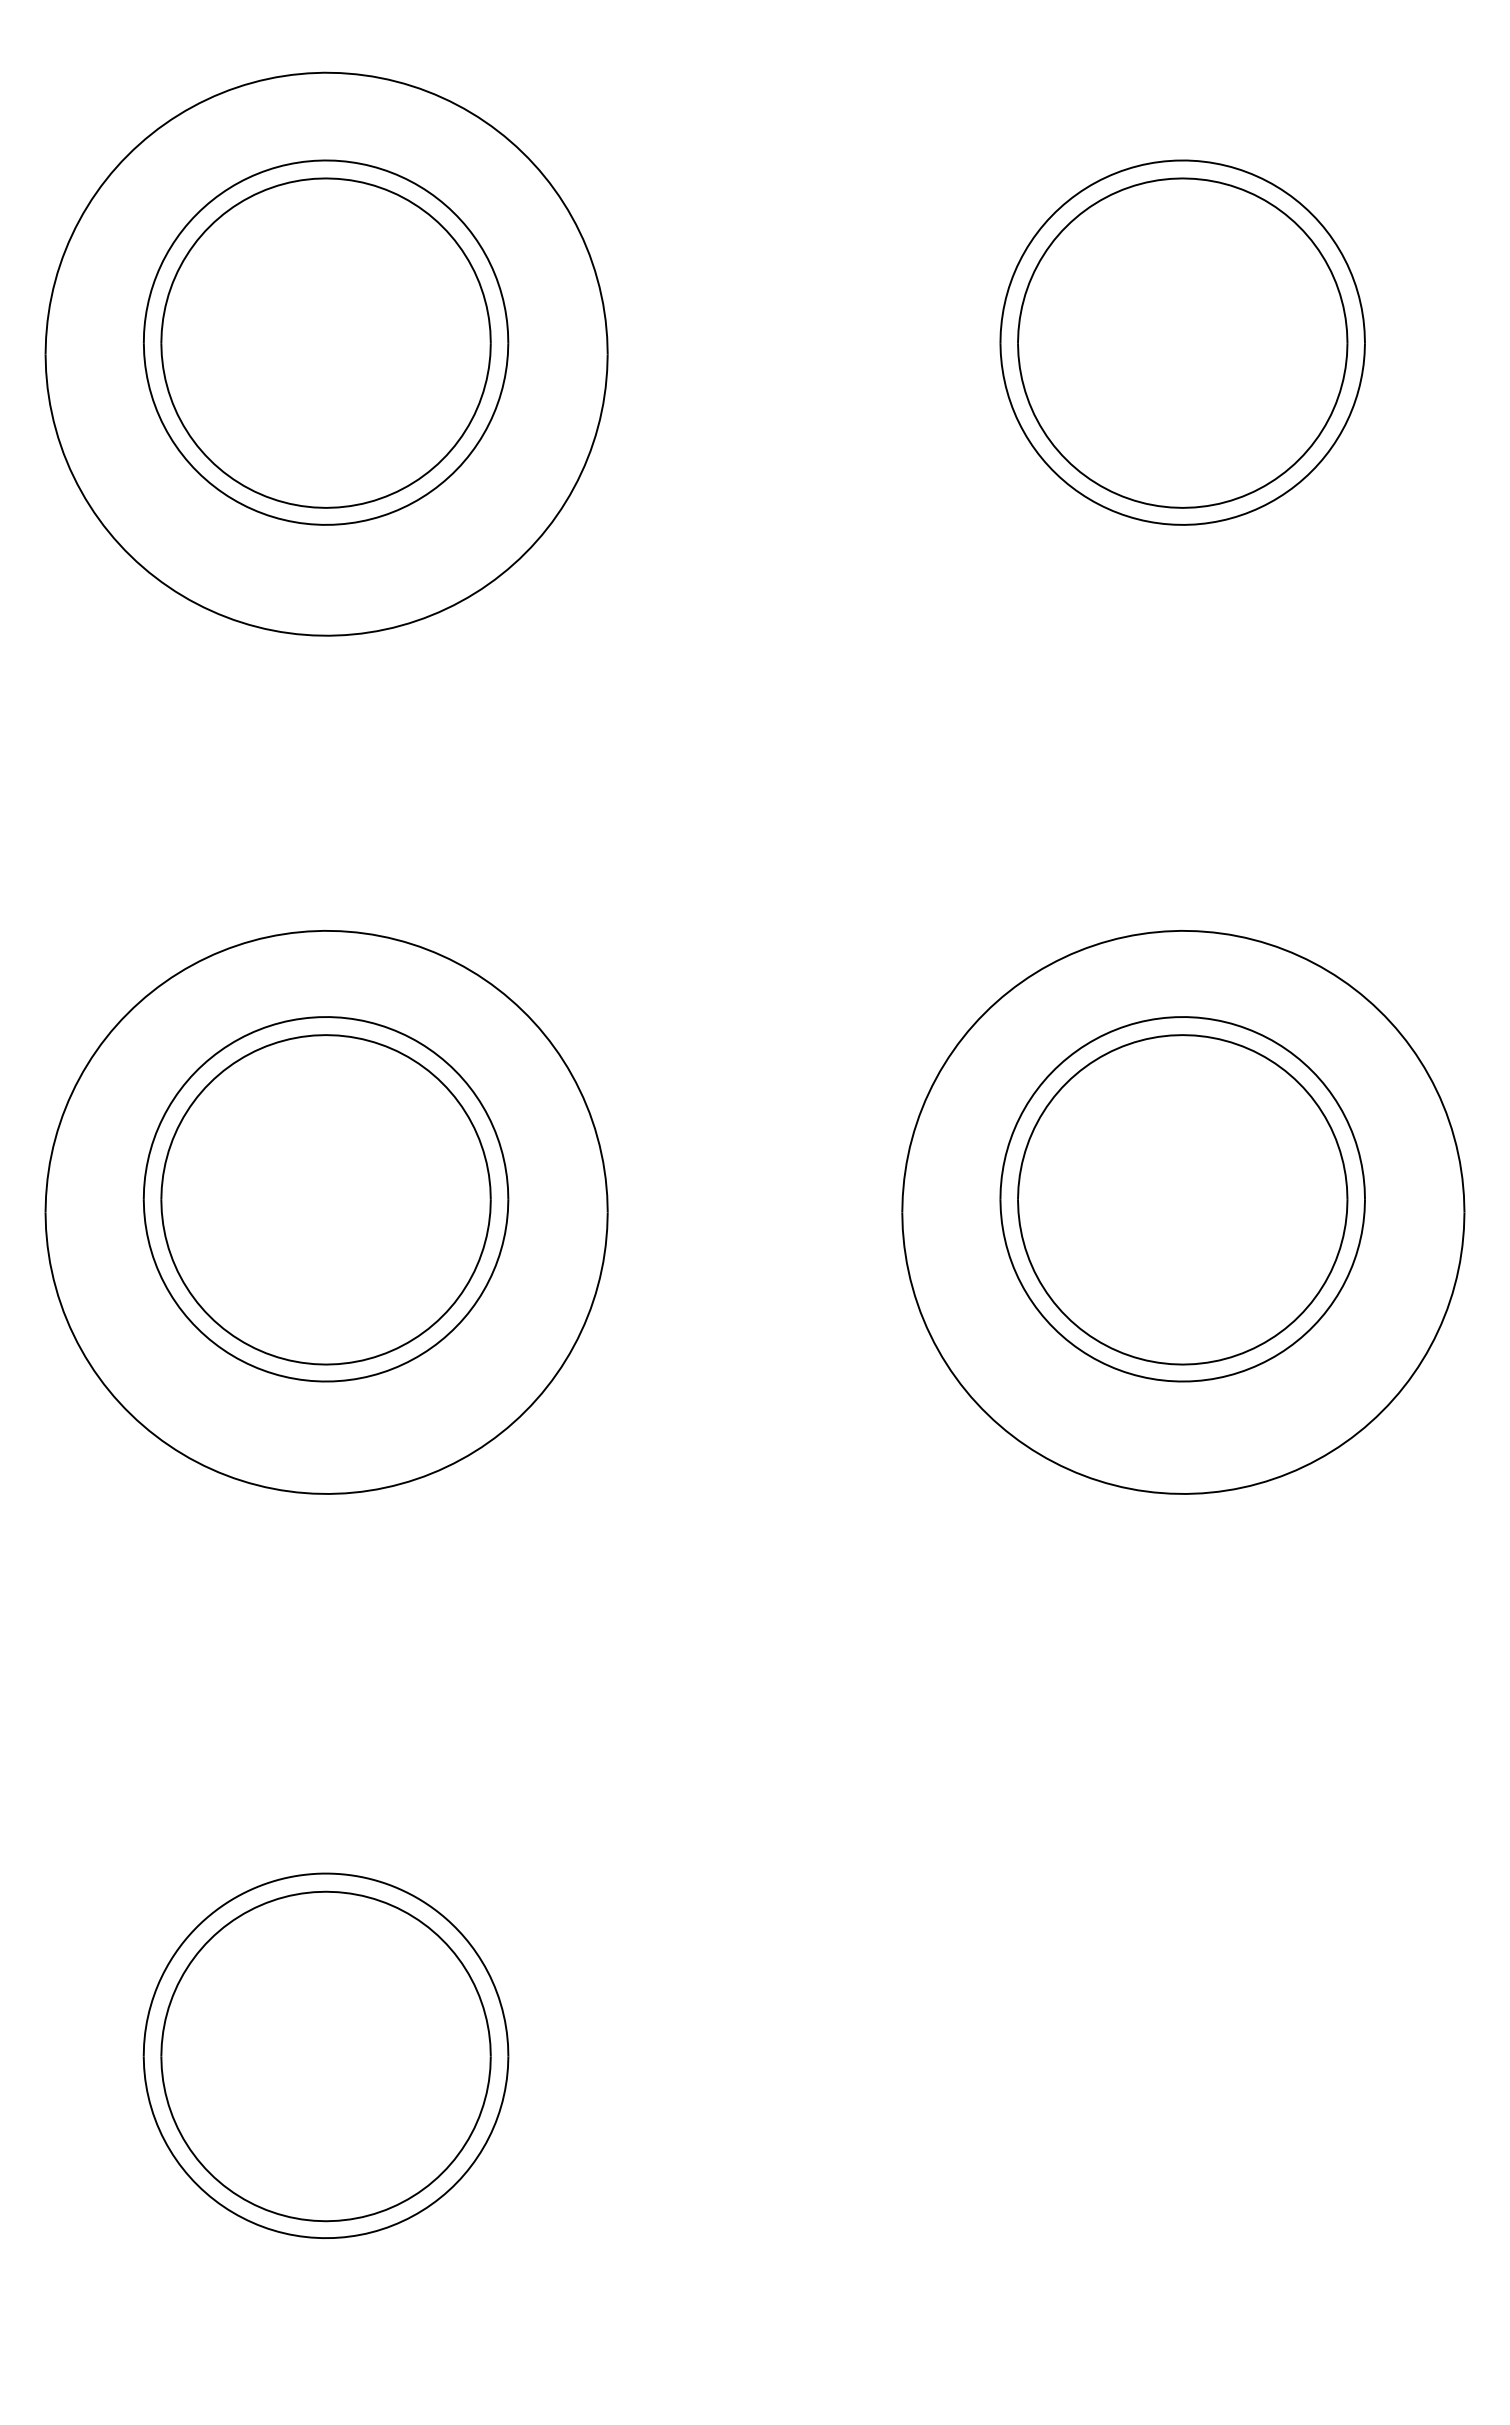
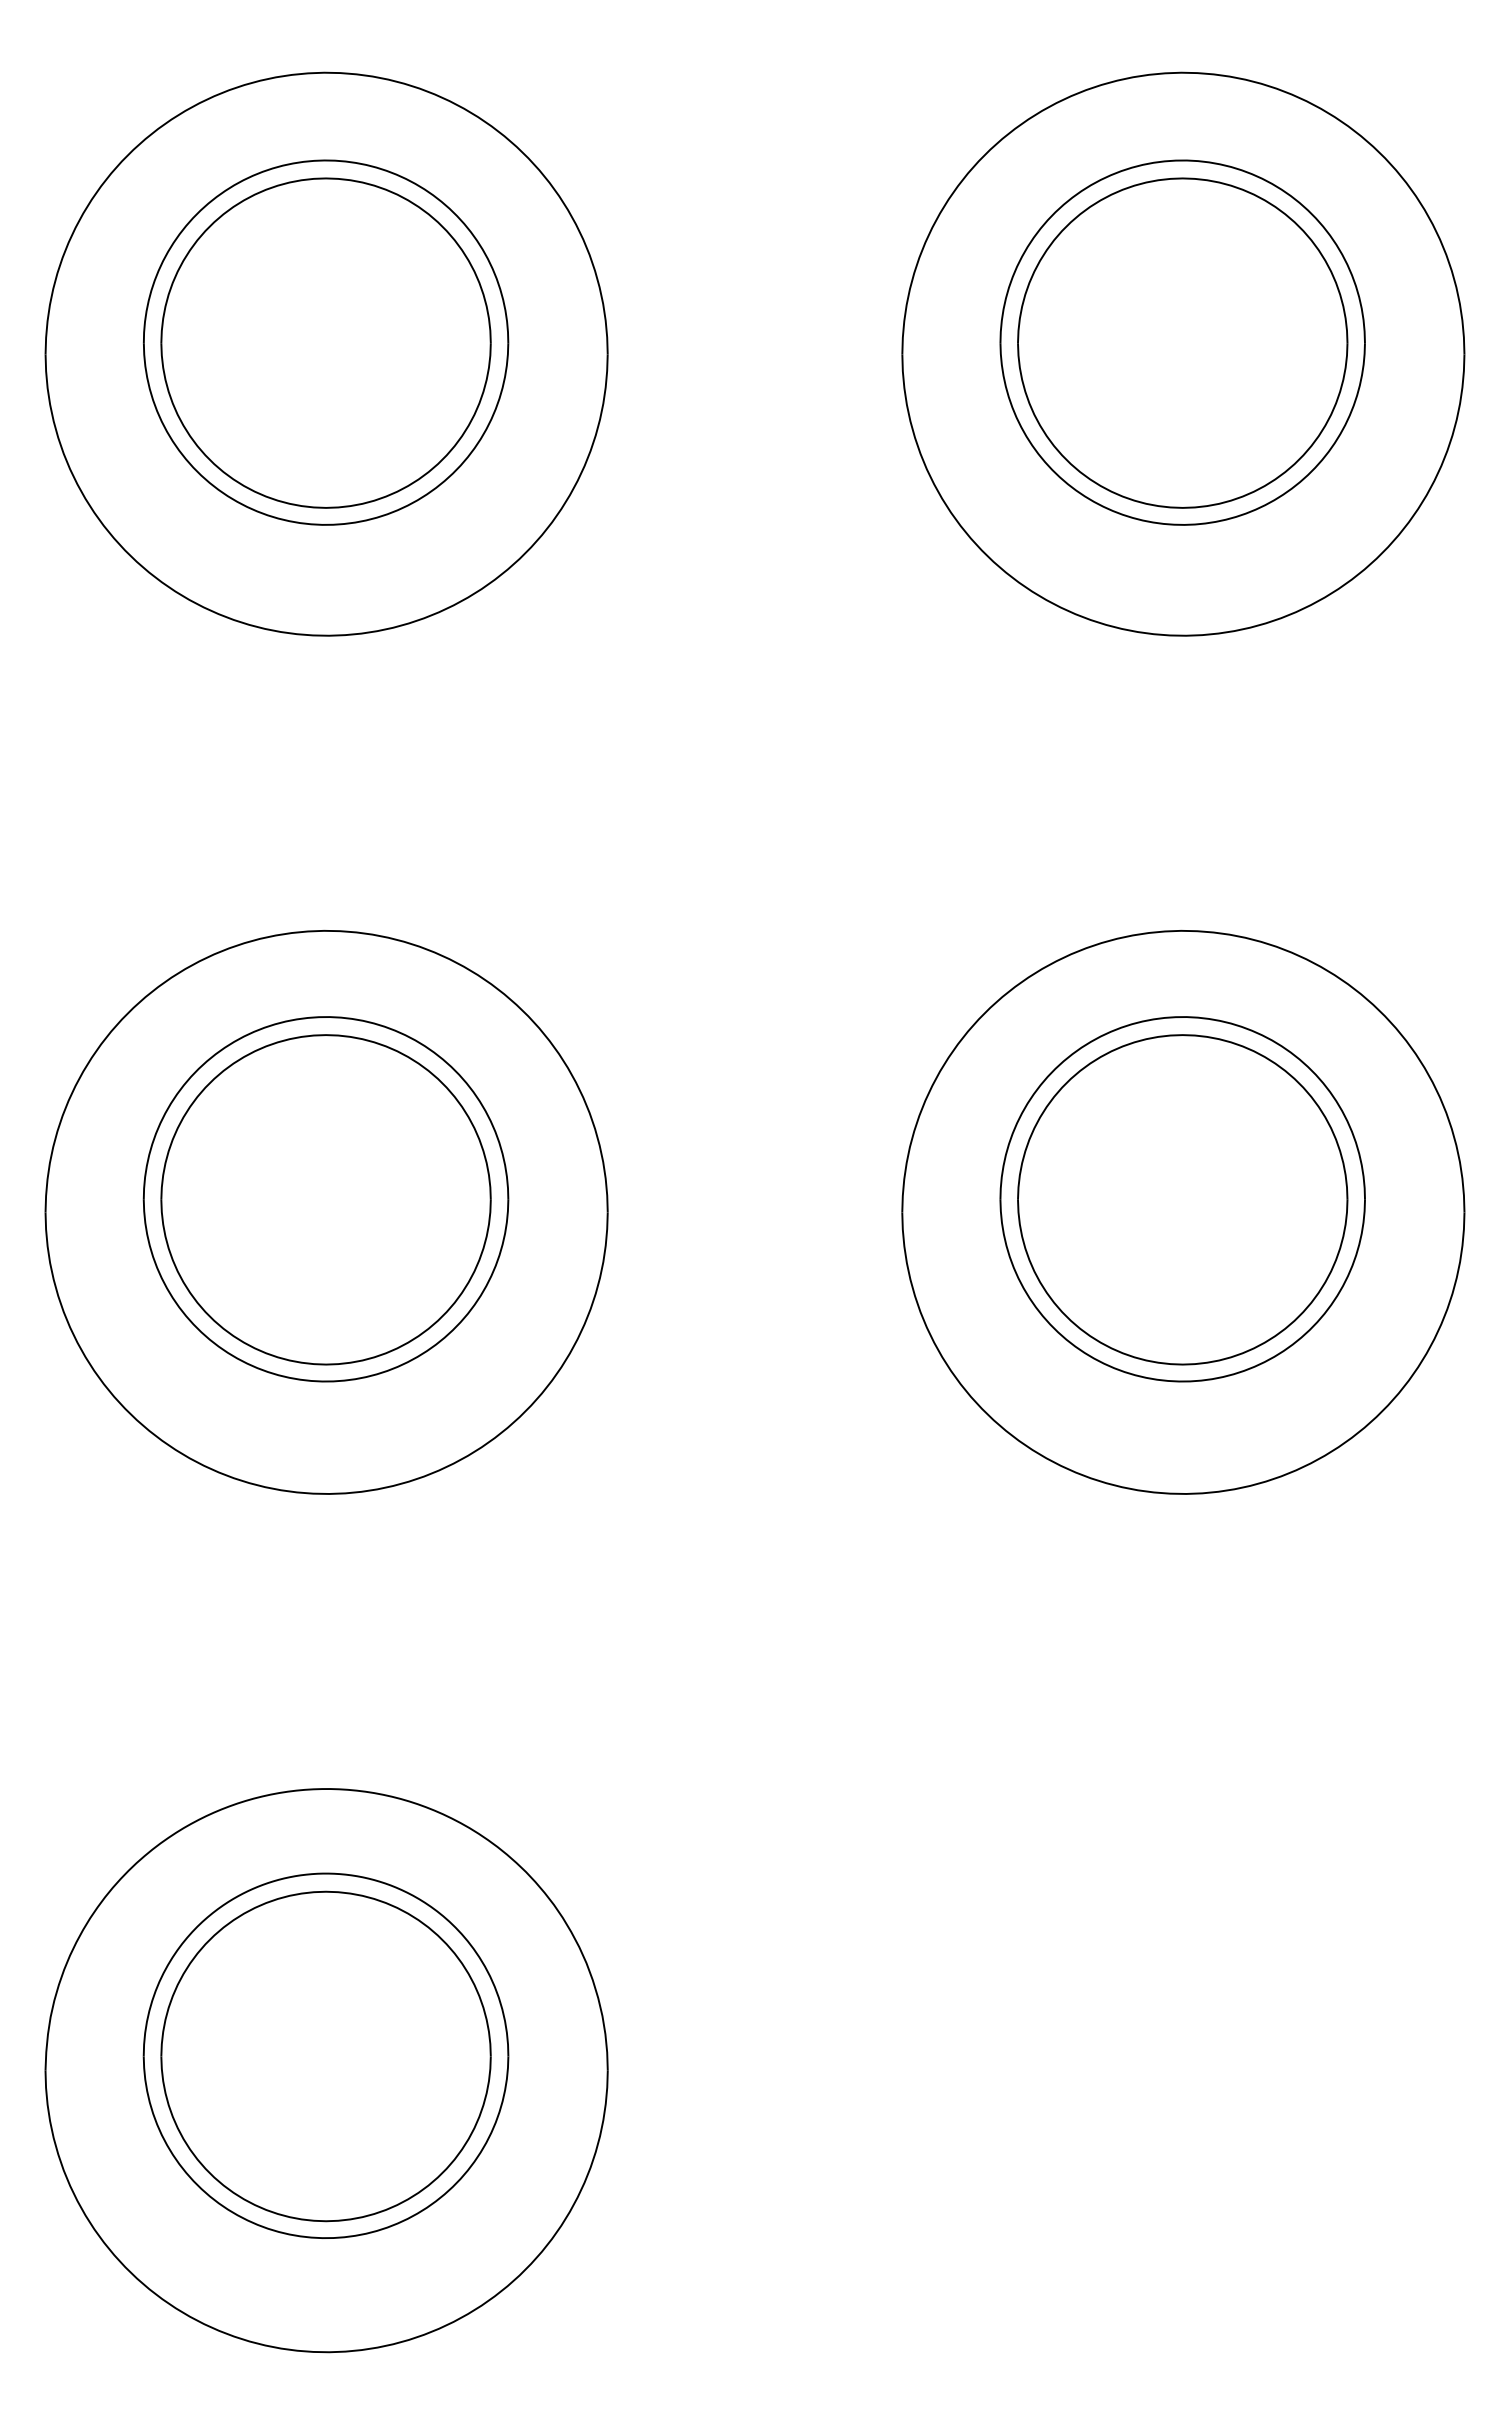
part: none -> present (1183, 353)
part: none -> present (326, 2070)
